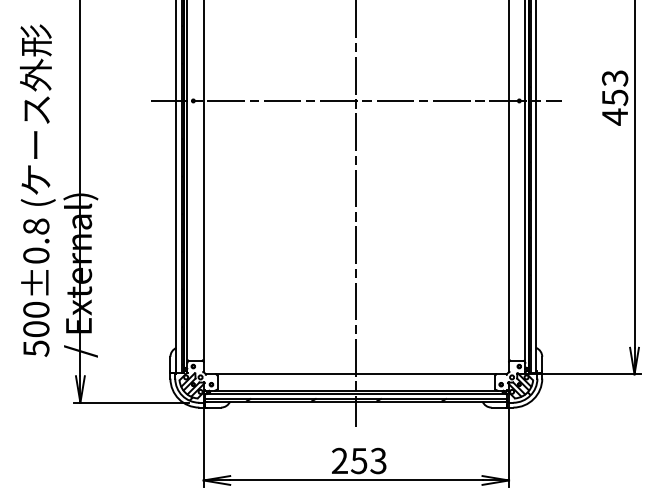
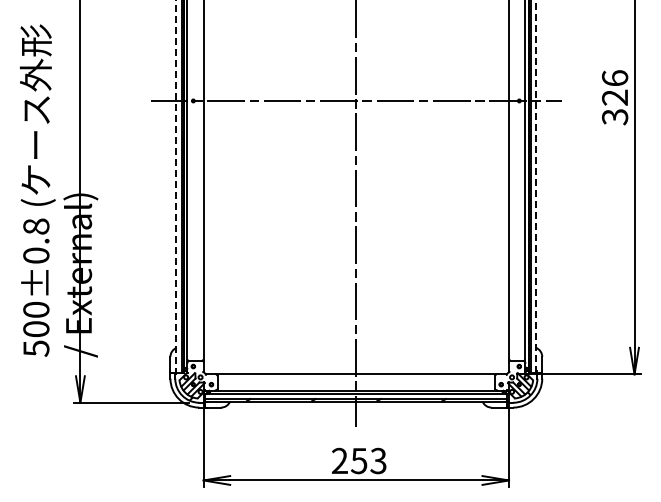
text: 453 -> 326 (615, 97)
line: solid -> dashed (536, 185)
line: solid -> dashed (176, 186)
